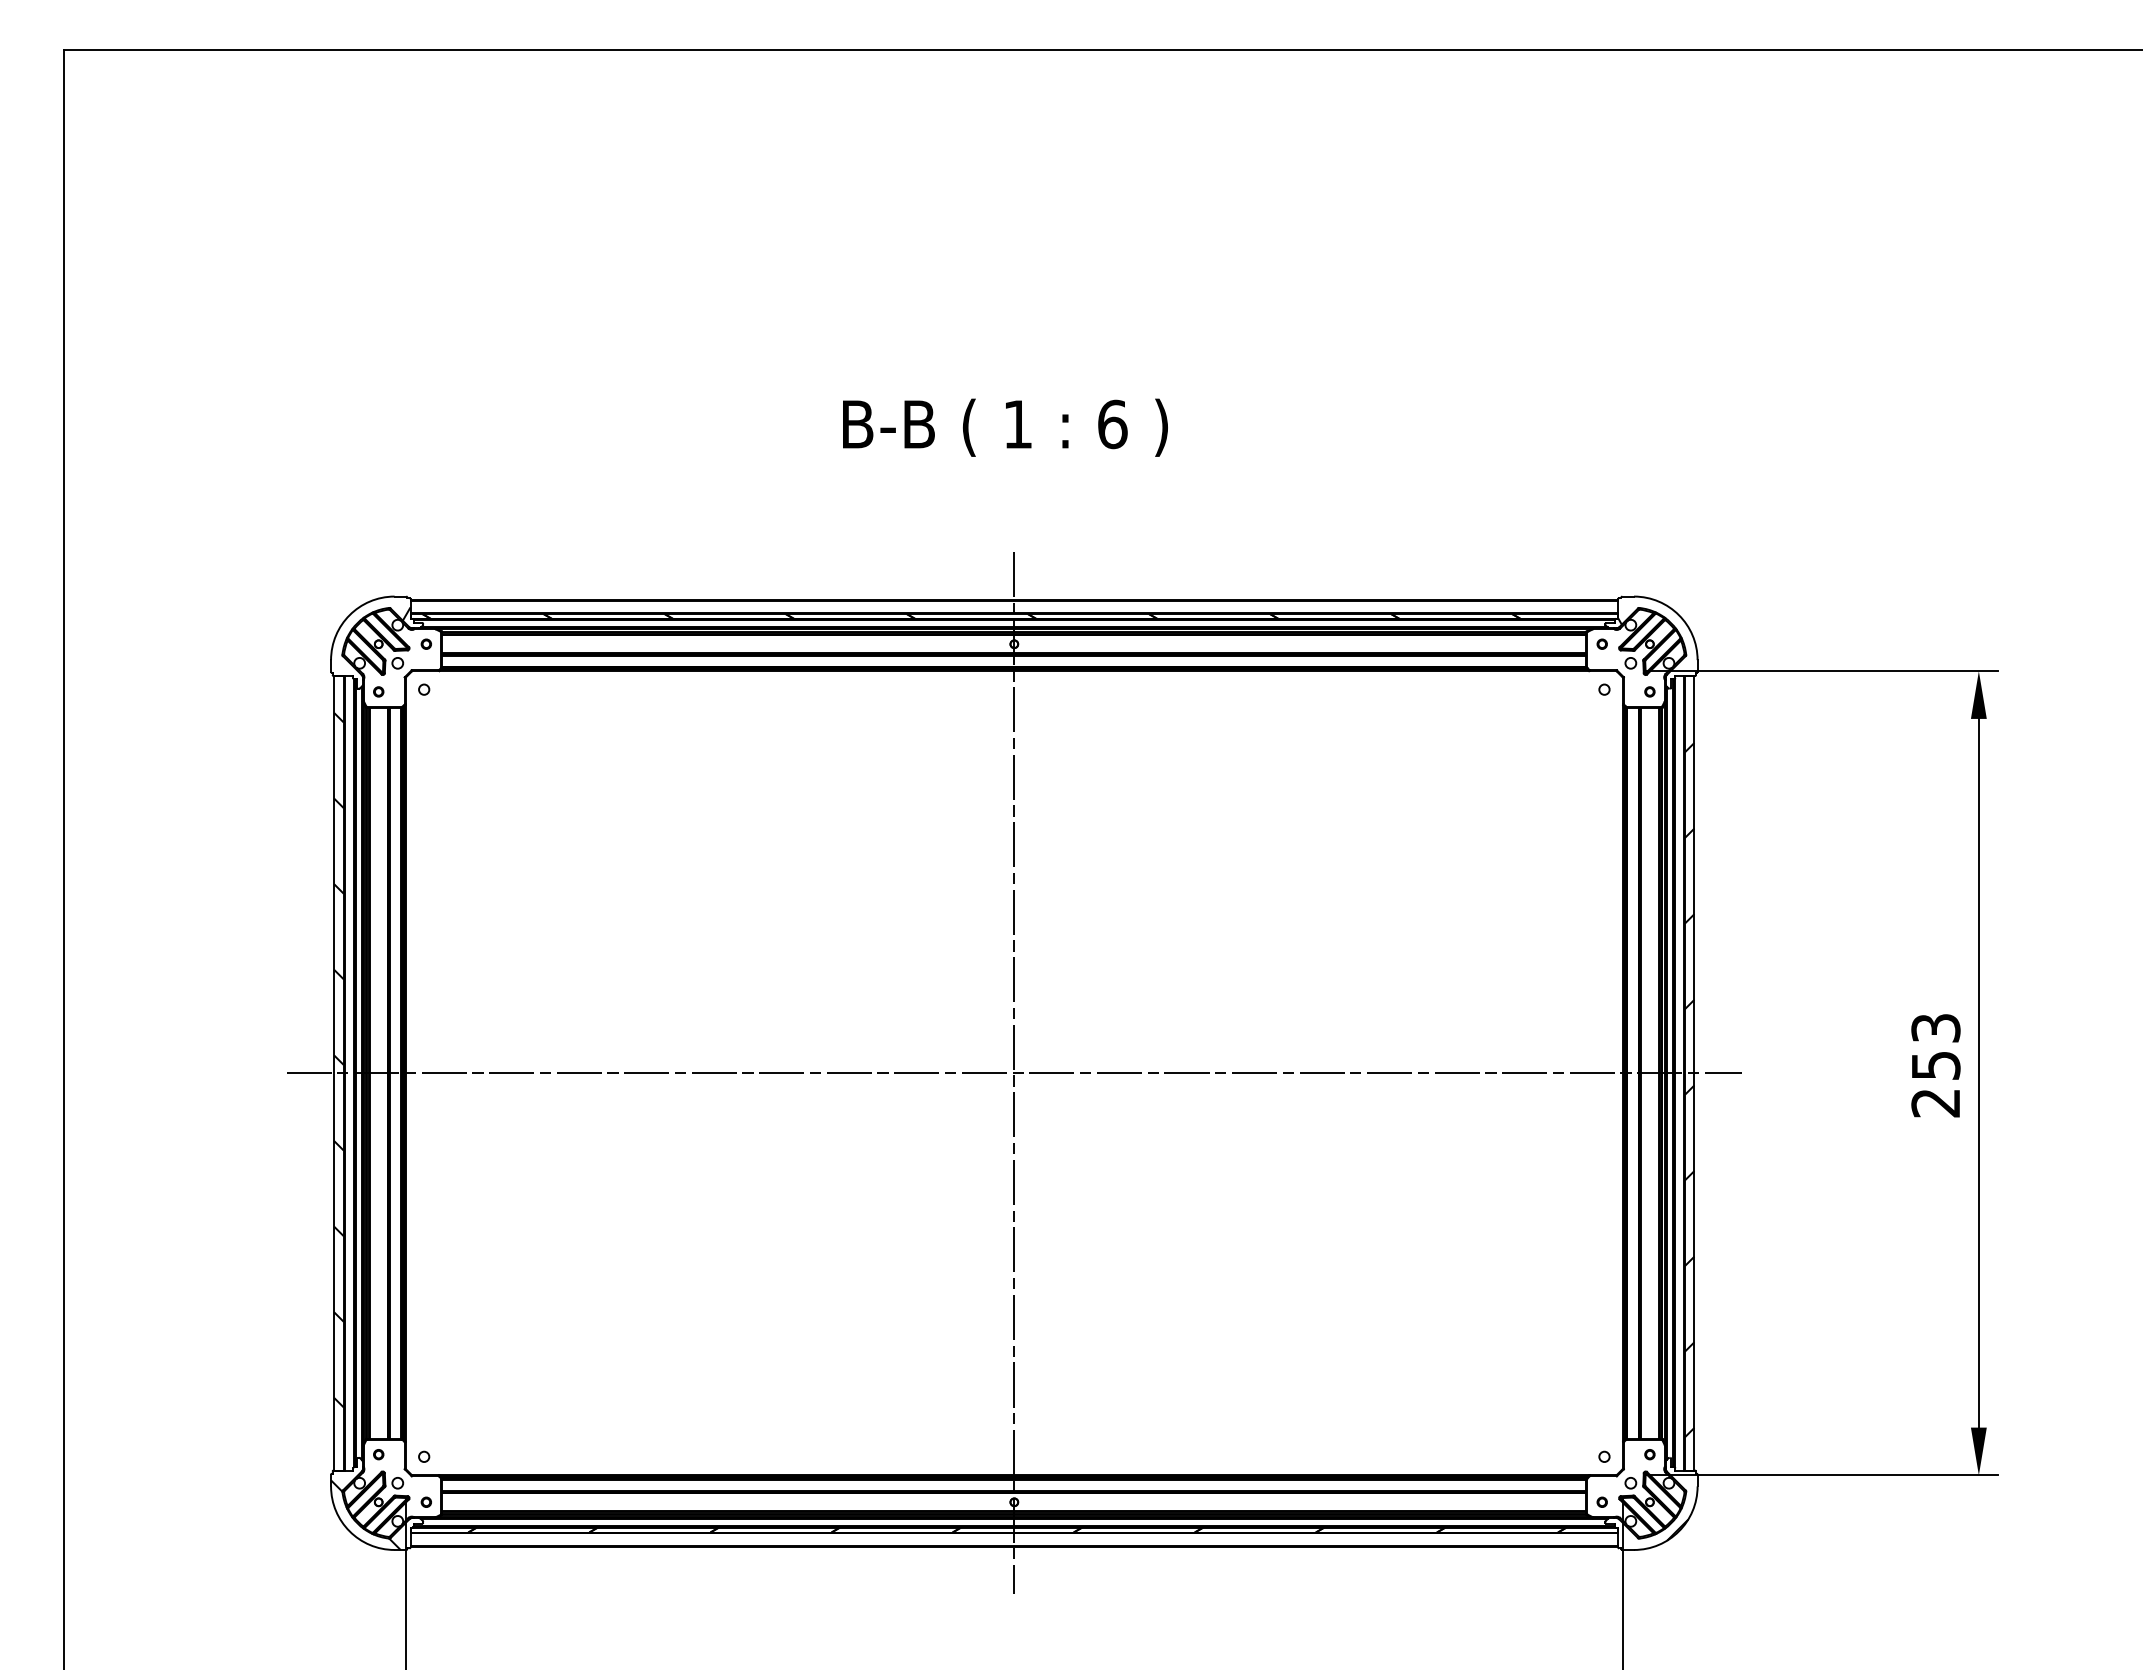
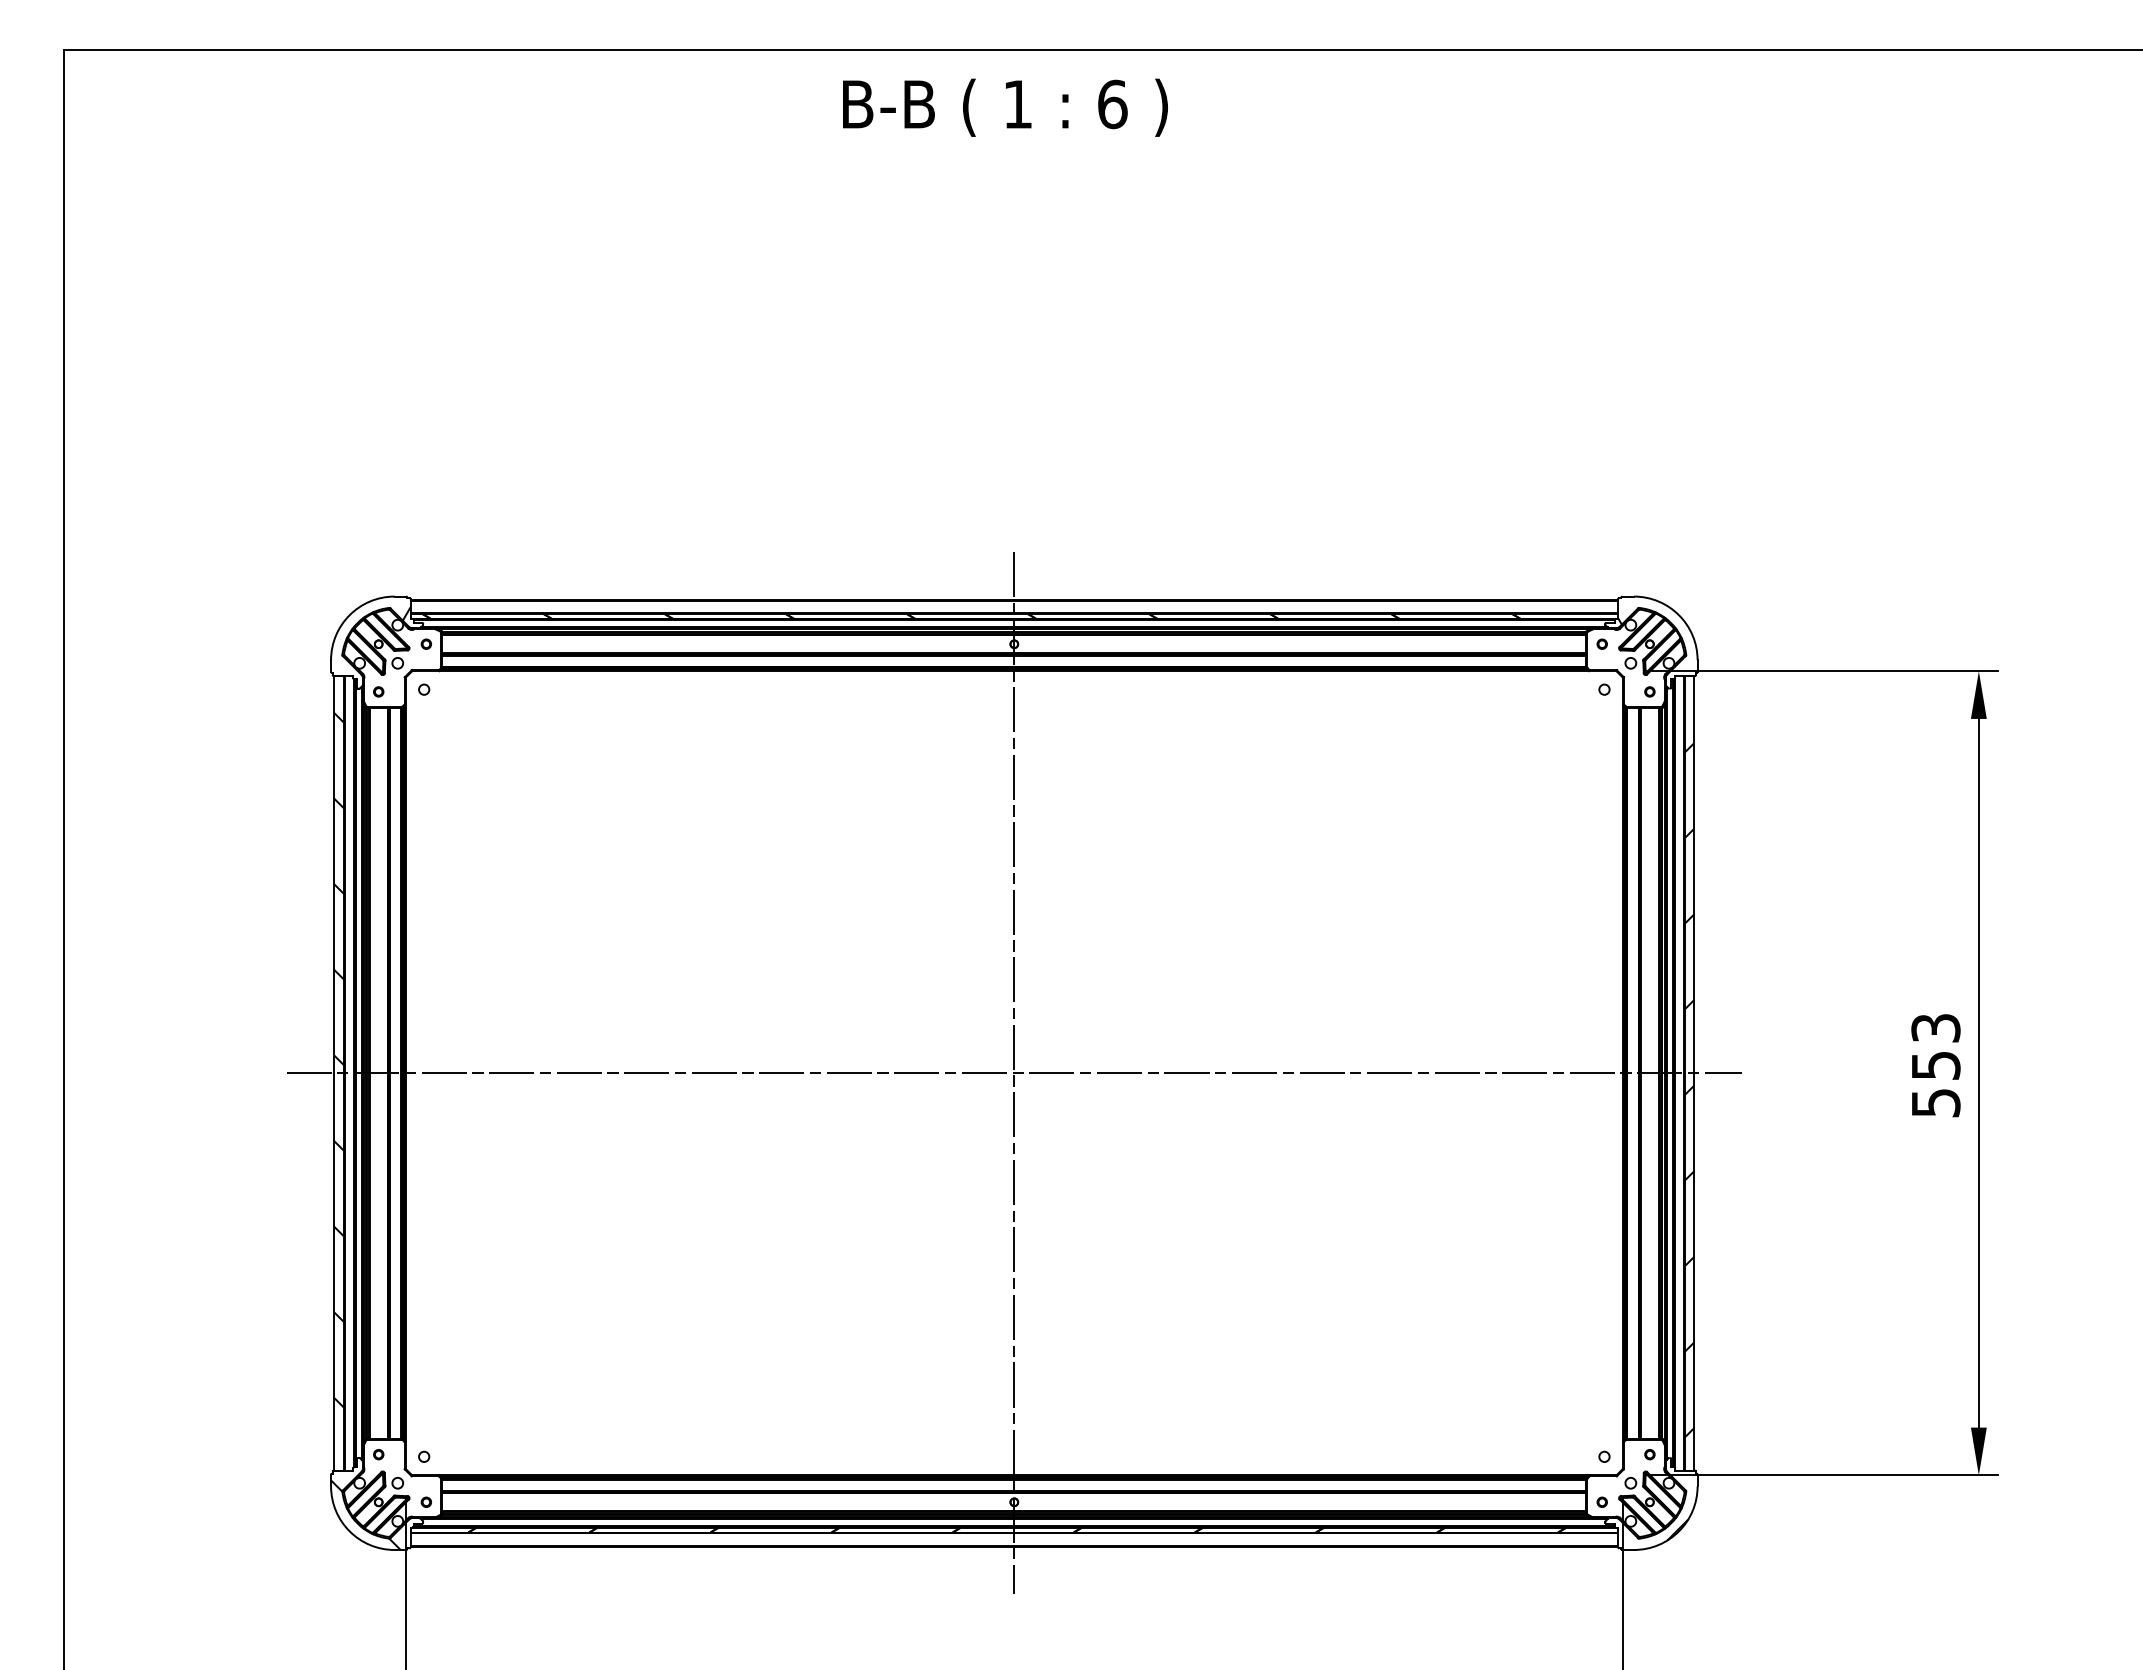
text position: (1005, 427) -> (1005, 107) (1005, 107)
text: 253 -> 553 (1935, 1103)
